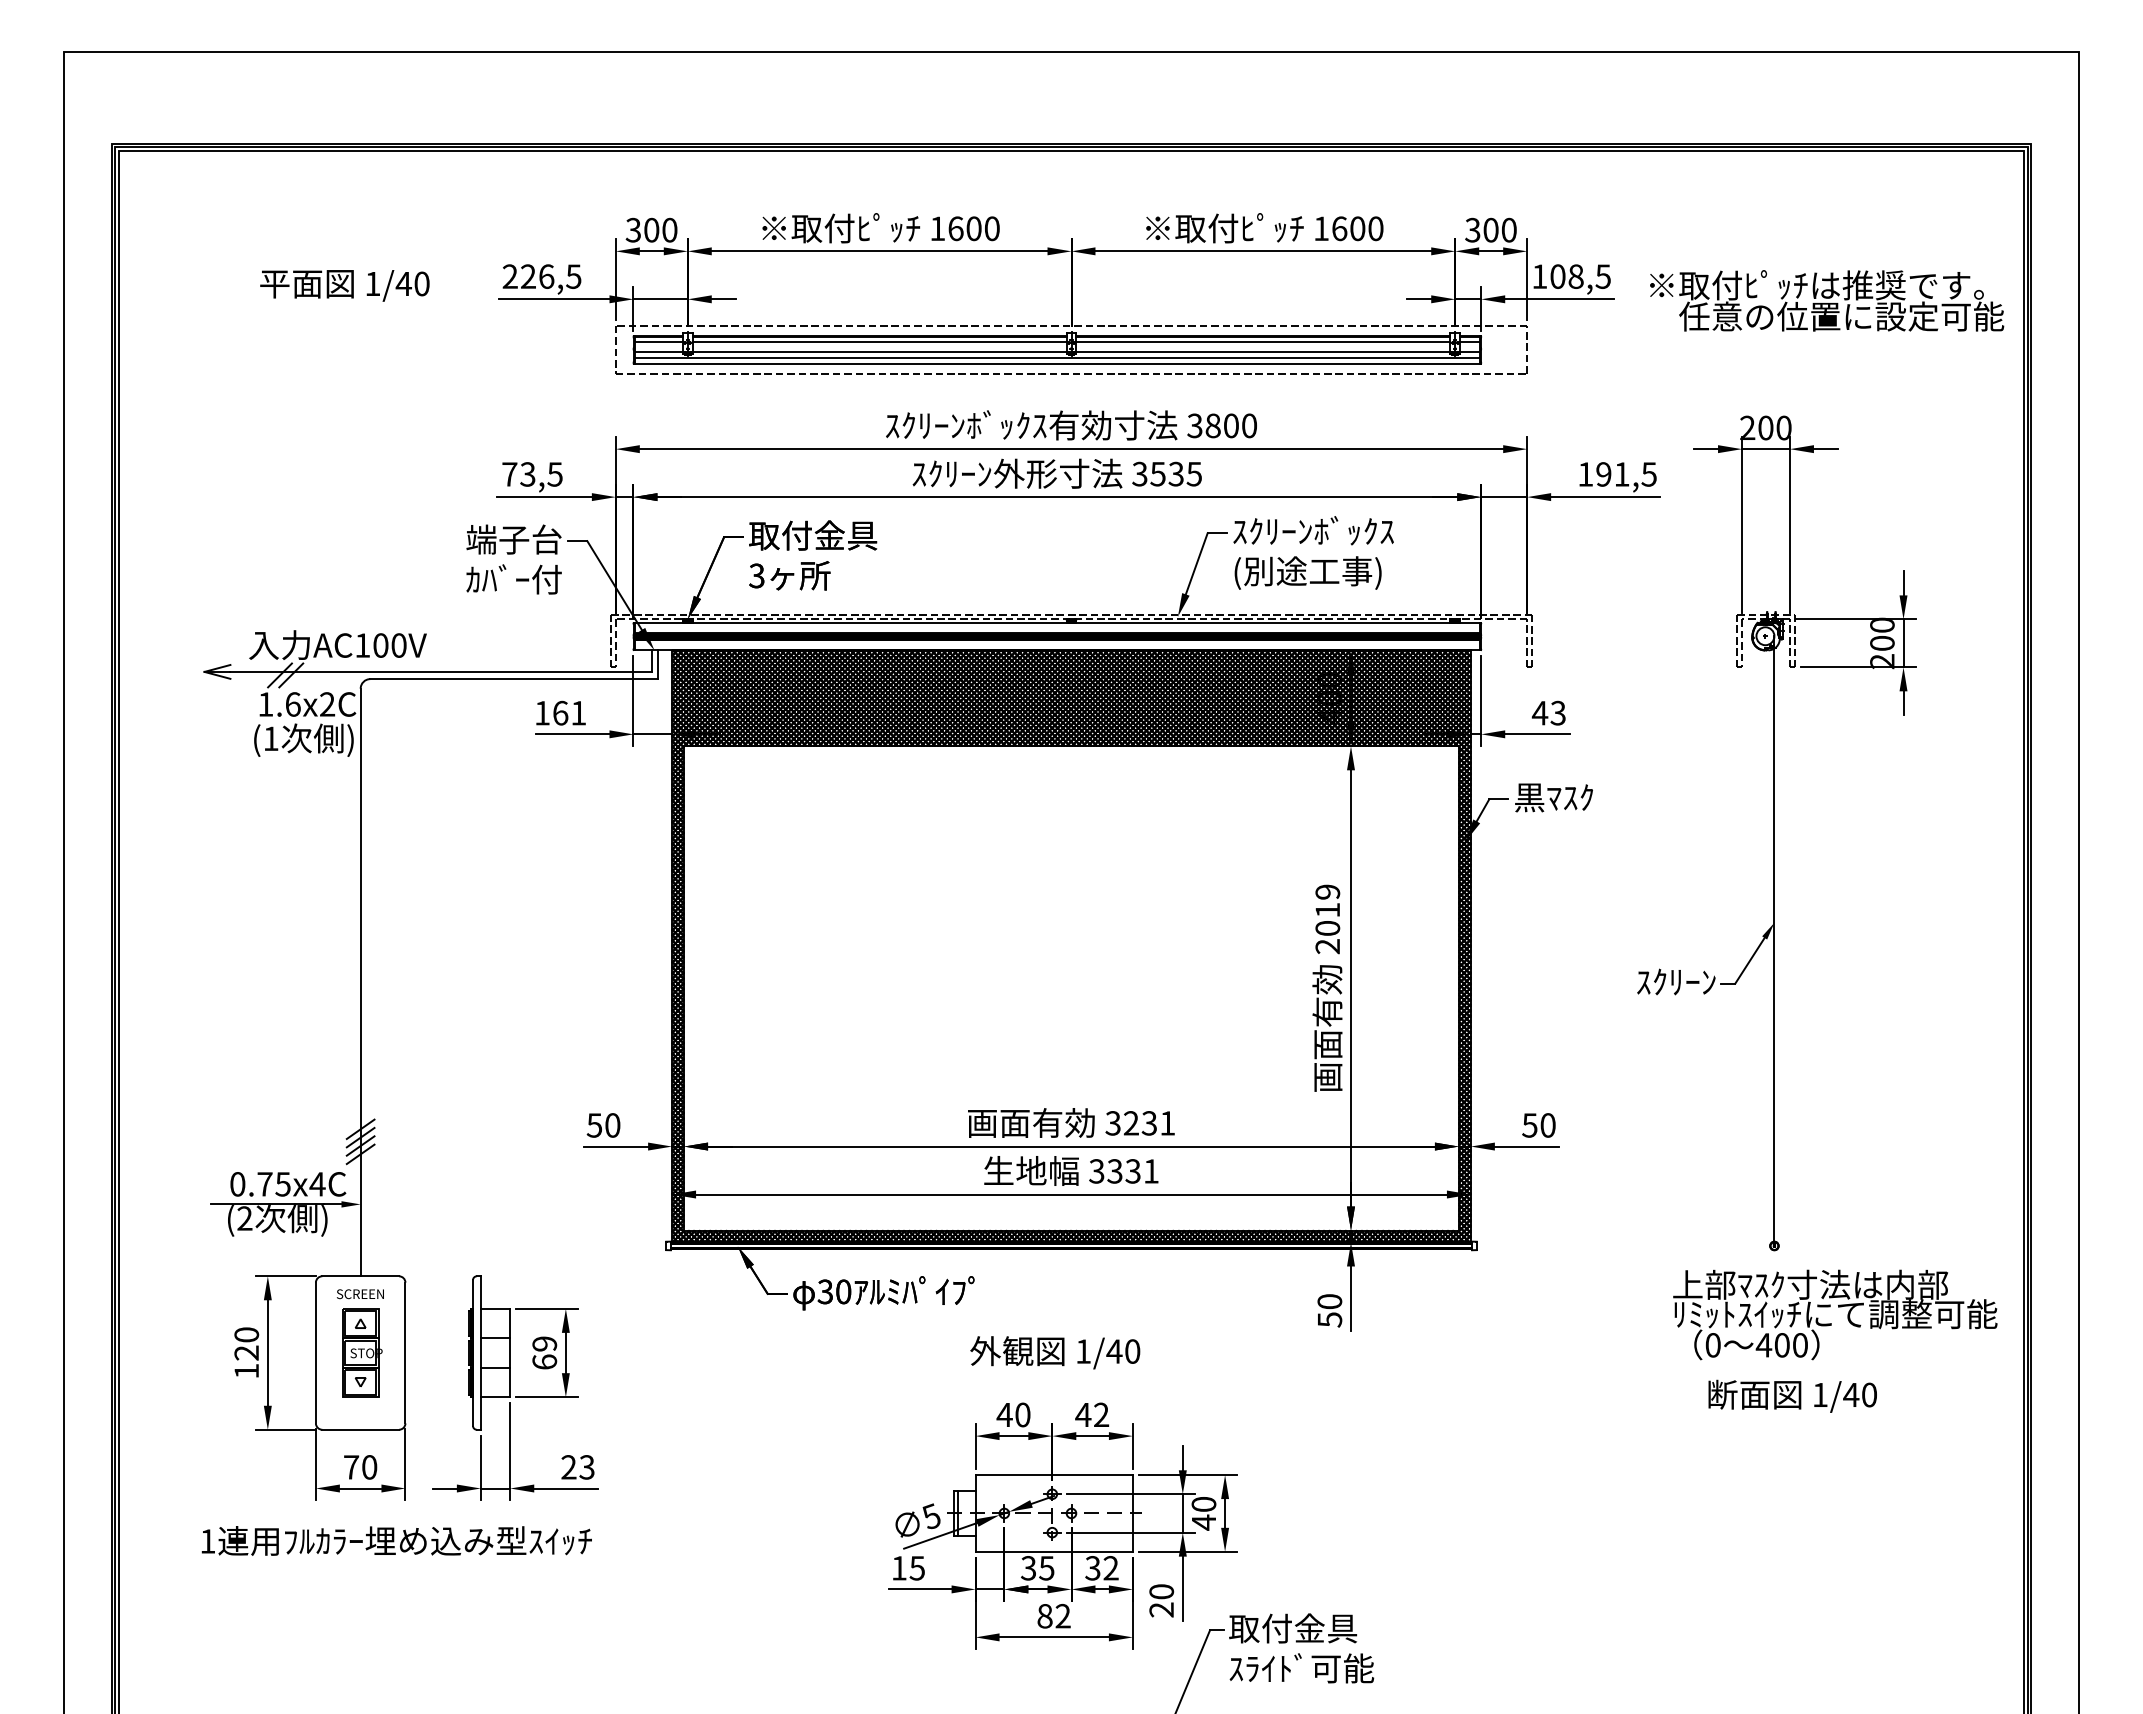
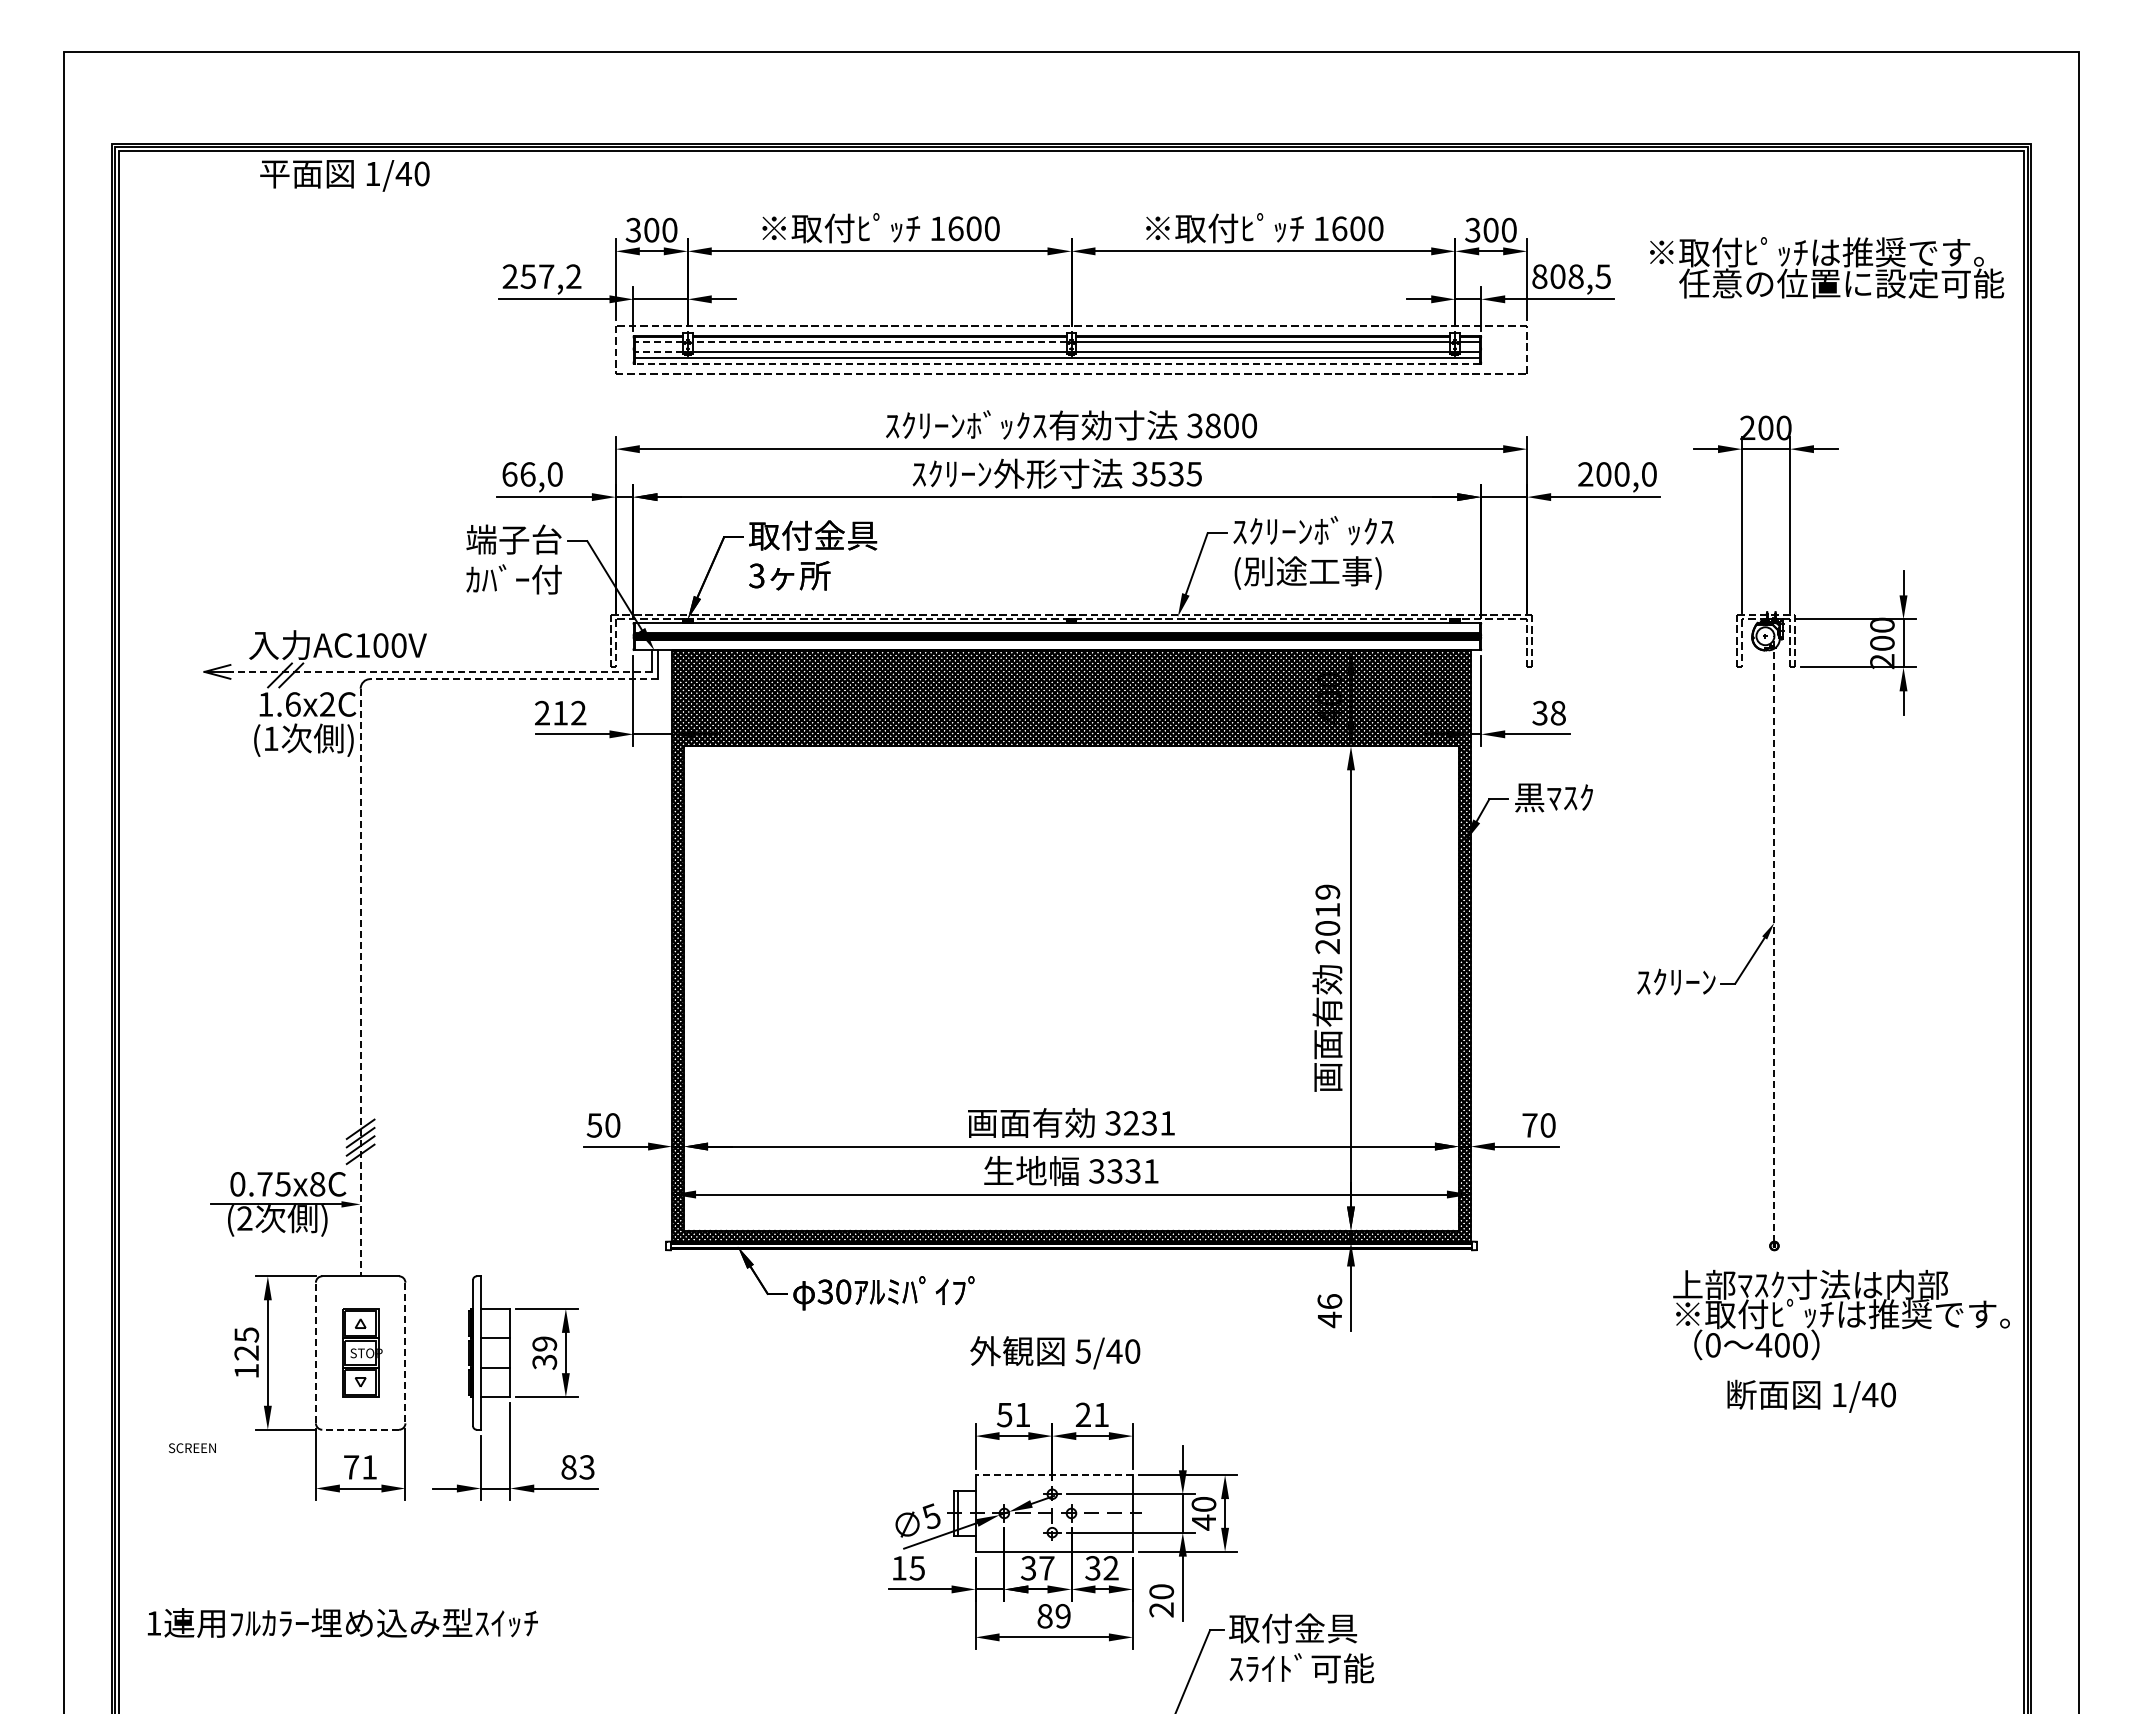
text: 226,5 -> 257,2 (550, 276)
text: 108,5 -> 808,5 (1539, 276)
text position: (344, 285) -> (344, 175) (344, 175)
text position: (1827, 300) -> (1827, 267) (1827, 267)
line: solid -> dashed (658, 341)
line: solid -> dashed (879, 341)
line: solid -> dashed (658, 352)
line: solid -> dashed (1057, 363)
text: 73,5 -> 66,0 (532, 474)
text: 191,5 -> 200,0 (1617, 474)
line: solid -> dashed (441, 671)
line: solid -> dashed (514, 679)
text: 161 -> 212 (560, 712)
text: 43 -> 38 (1548, 712)
line: solid -> dashed (1774, 938)
line: solid -> dashed (360, 982)
text: 50 -> 70 (1529, 1125)
text: 0.75x4C -> 0.75x8C (317, 1184)
text position: (359, 1294) -> (191, 1448) (191, 1448)
text: 50 -> 46 (1329, 1311)
text: ﾘﾐｯﾄｽｲｯﾁにて調整可能 -> ※取付ﾋﾟｯﾁは推奨です。 (1841, 1313)
text: 120 -> 125 (246, 1334)
text: 1/40 -> 5/40 (1082, 1351)
line: solid -> dashed (315, 1352)
line: solid -> dashed (405, 1353)
text: 69 -> 39 (544, 1361)
text position: (1792, 1395) -> (1811, 1395) (1811, 1395)
text: 40 -> 51 (1013, 1414)
text: 42 -> 21 (1092, 1414)
line: solid -> dashed (360, 1429)
text: 70 -> 71 (369, 1467)
text: 23 -> 83 (568, 1467)
line: solid -> dashed (1054, 1475)
text position: (396, 1540) -> (342, 1622) (342, 1622)
text: 35 -> 37 (1046, 1568)
text: 82 -> 89 (1062, 1616)
